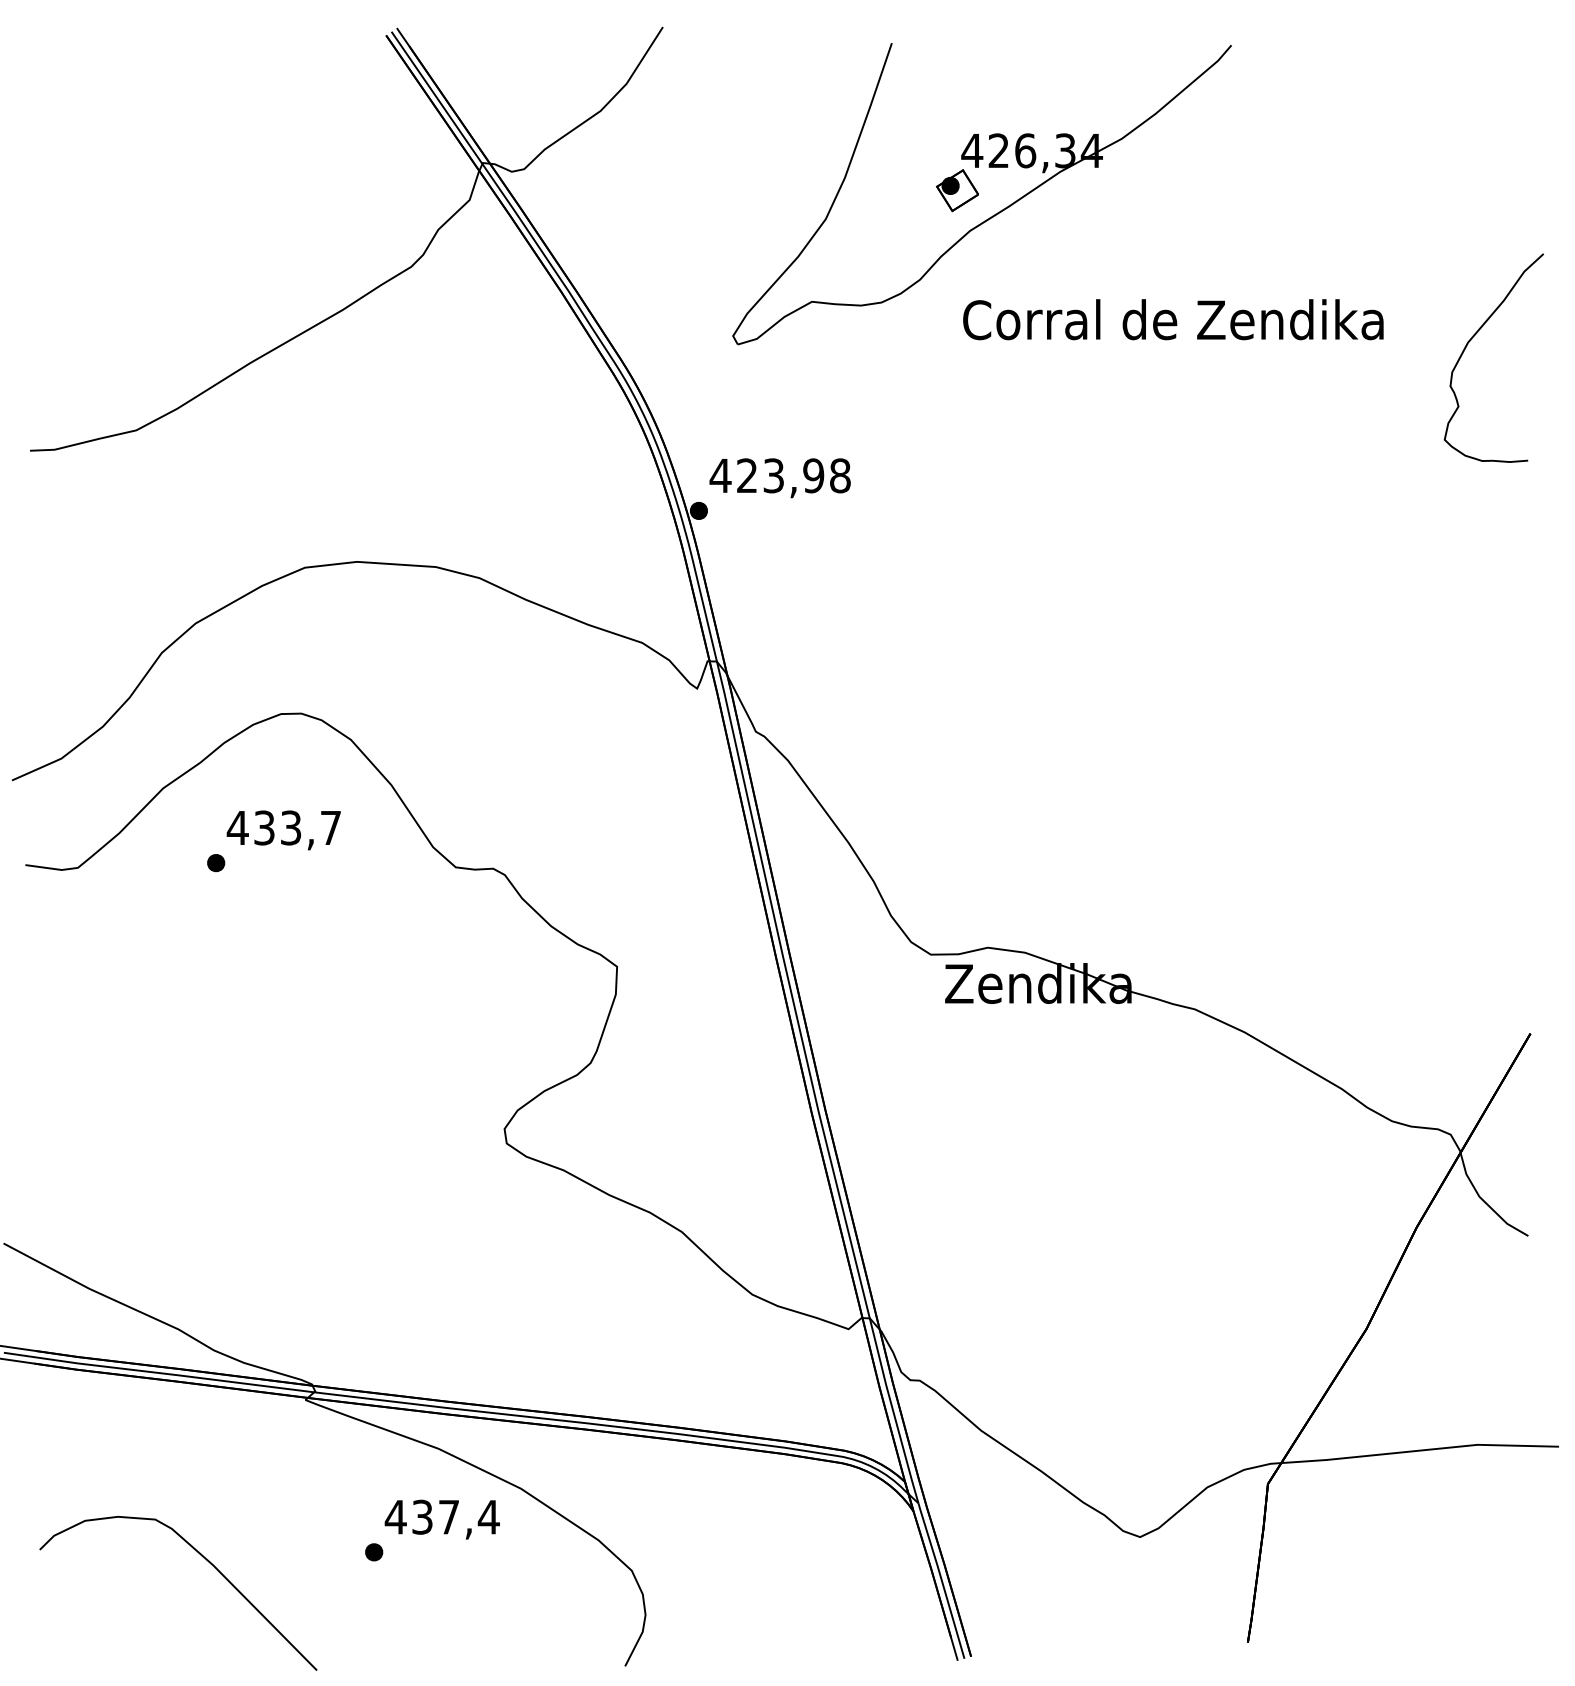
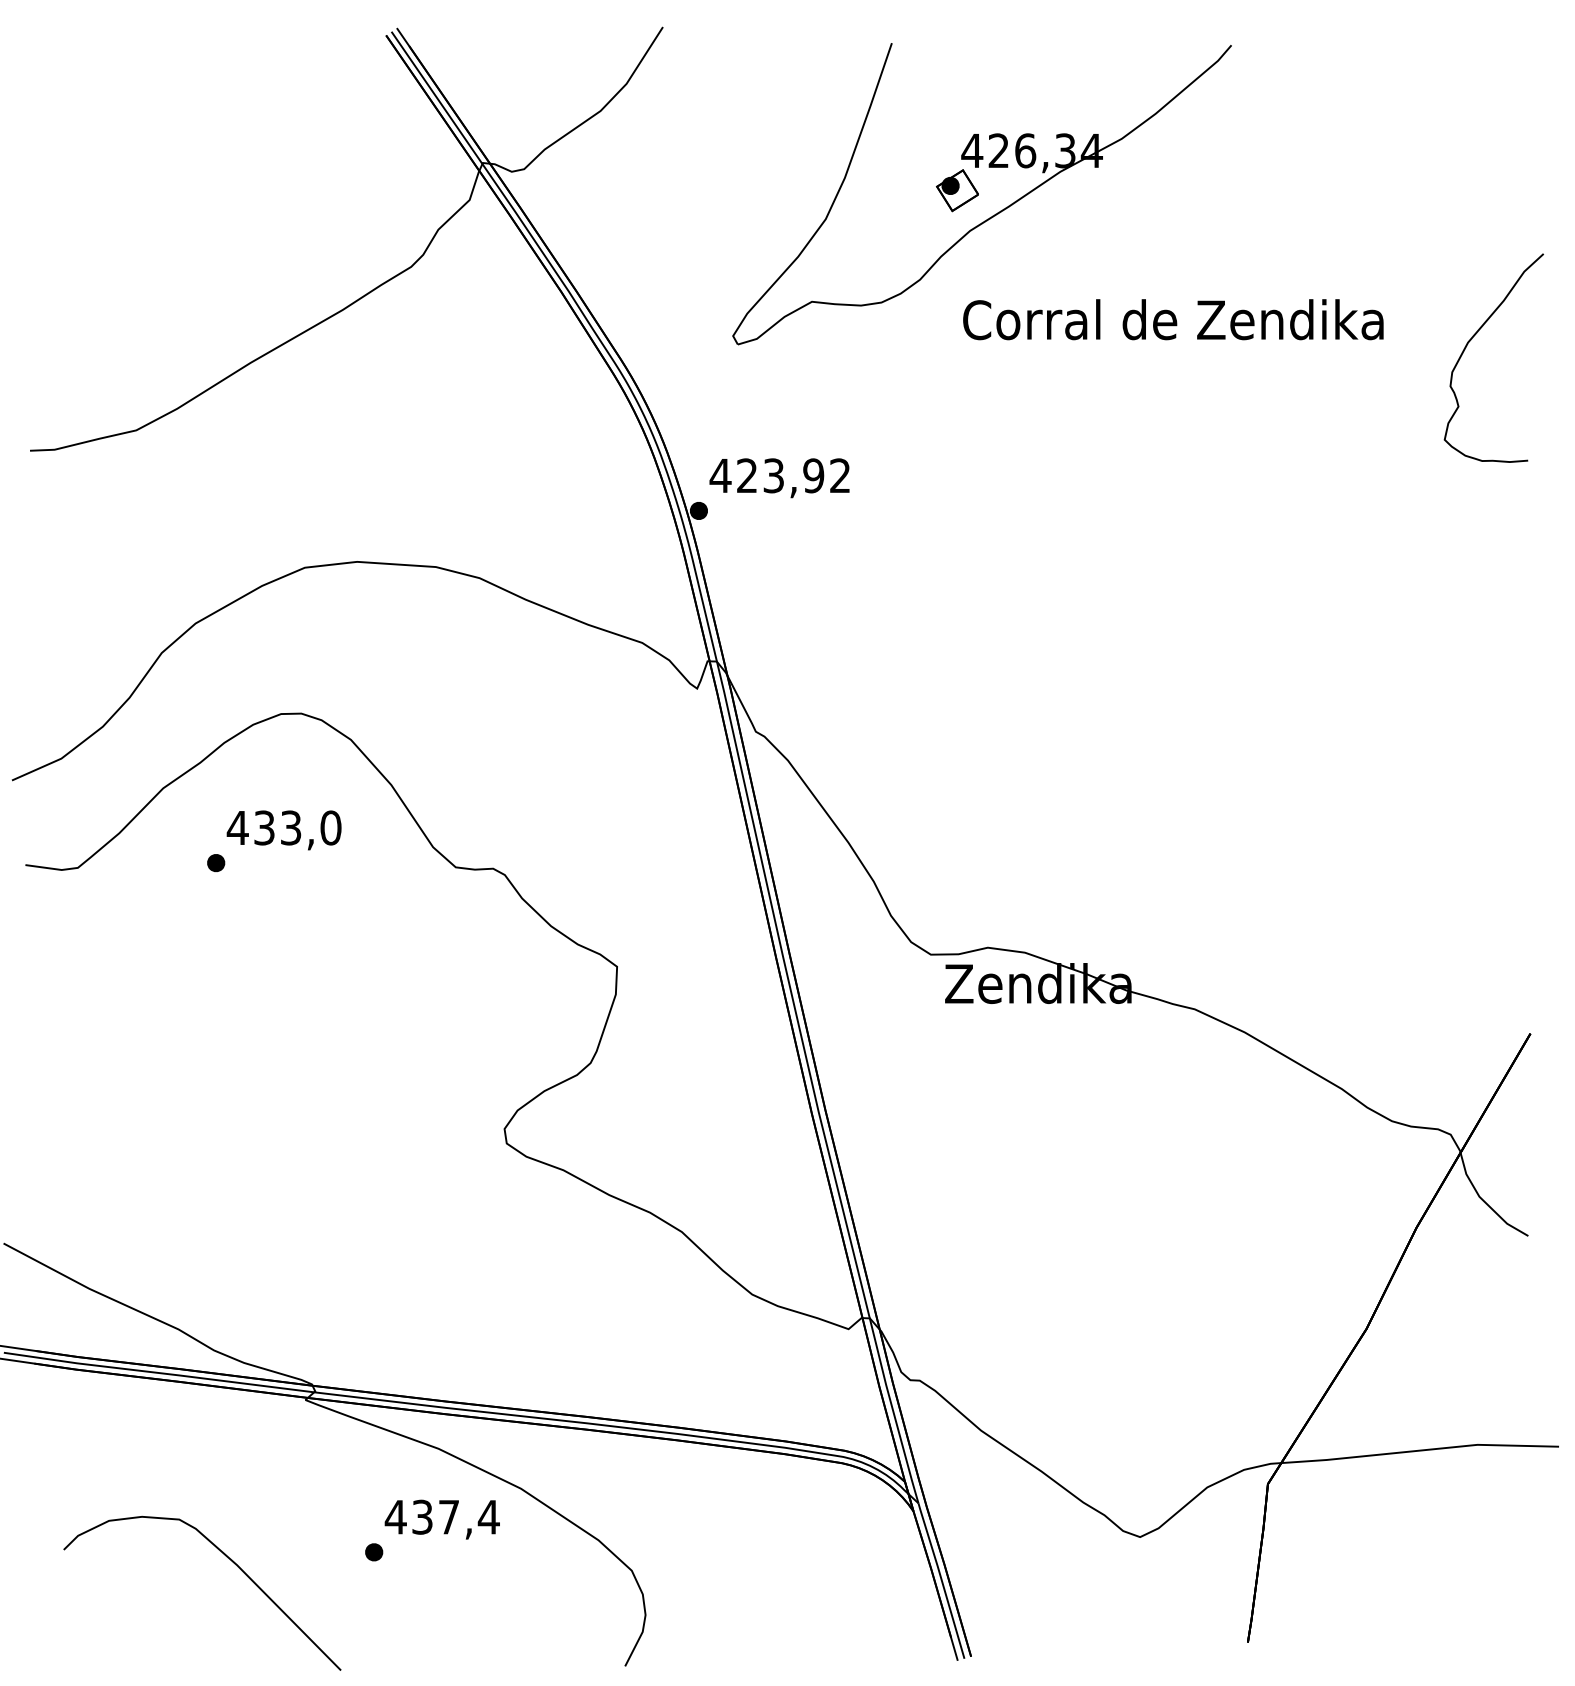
text: 423,98 -> 423,92 (840, 475)
text: 433,7 -> 433,0 (330, 827)
curve position: (208, 1562) -> (232, 1562) (232, 1562)
